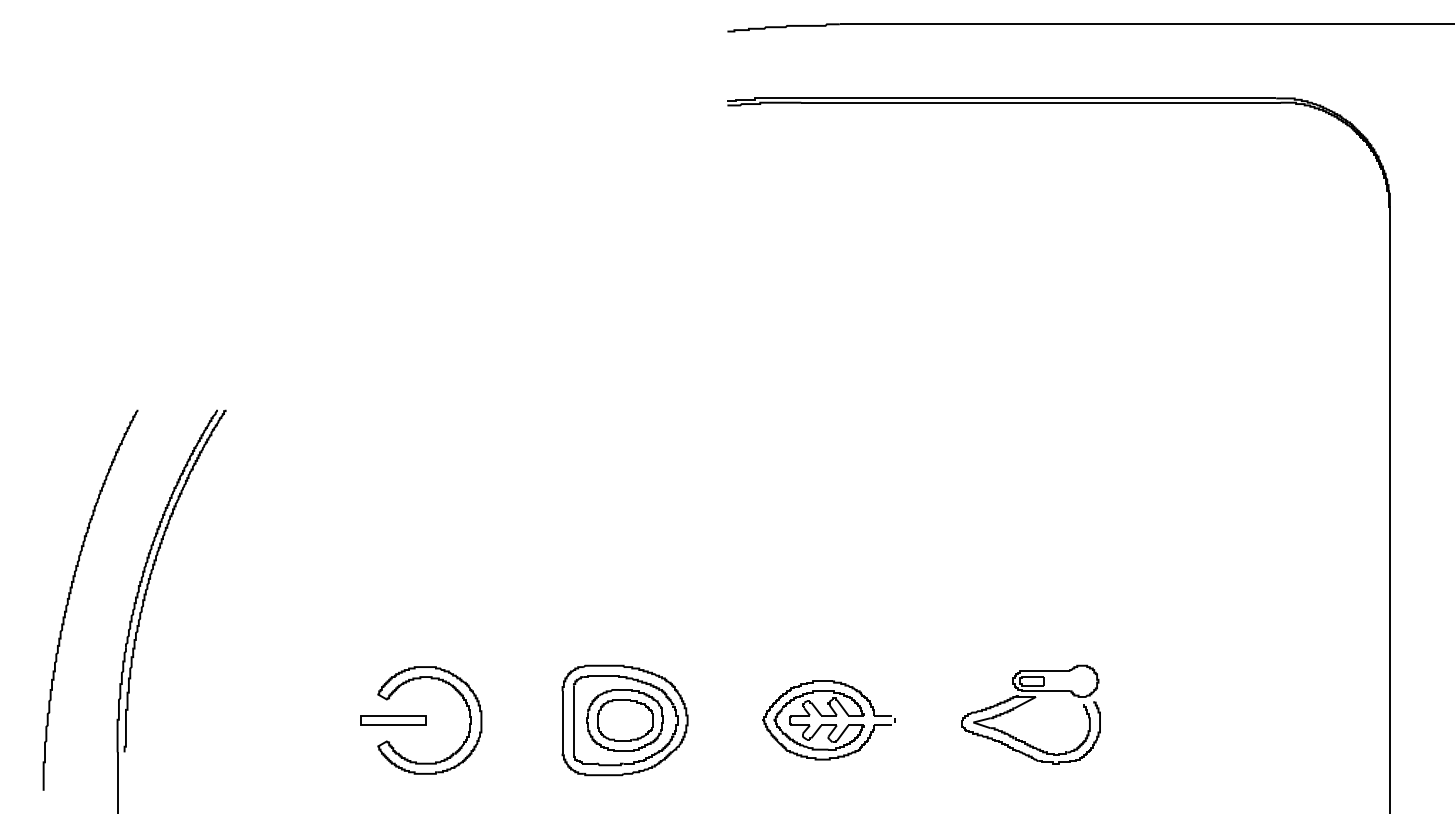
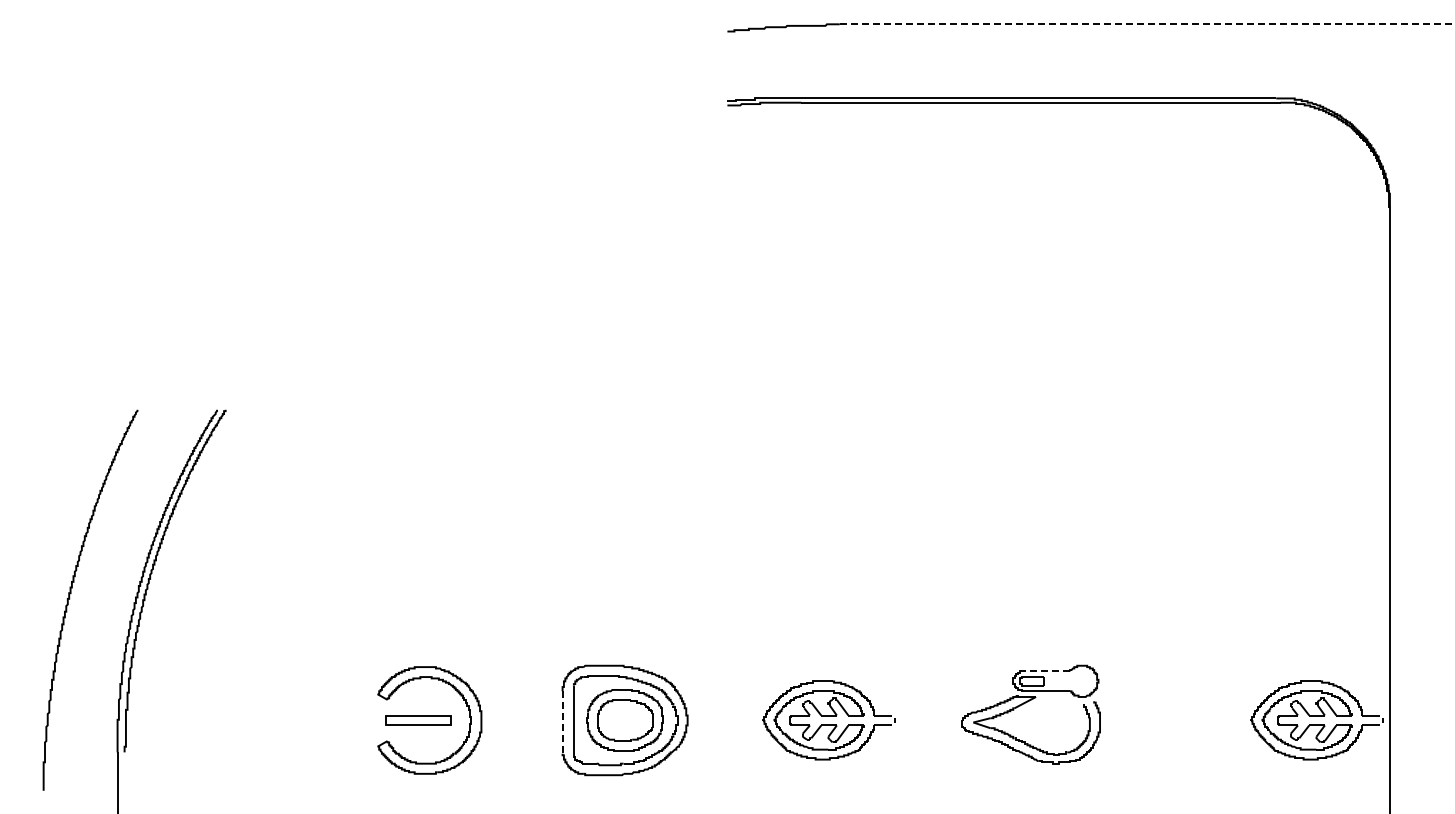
line: solid -> dashed (1146, 24)
line: solid -> dashed (1046, 671)
part position: (393, 720) -> (418, 720) (418, 720)
part: none -> present (1316, 720)
line: solid -> dashed (562, 723)
